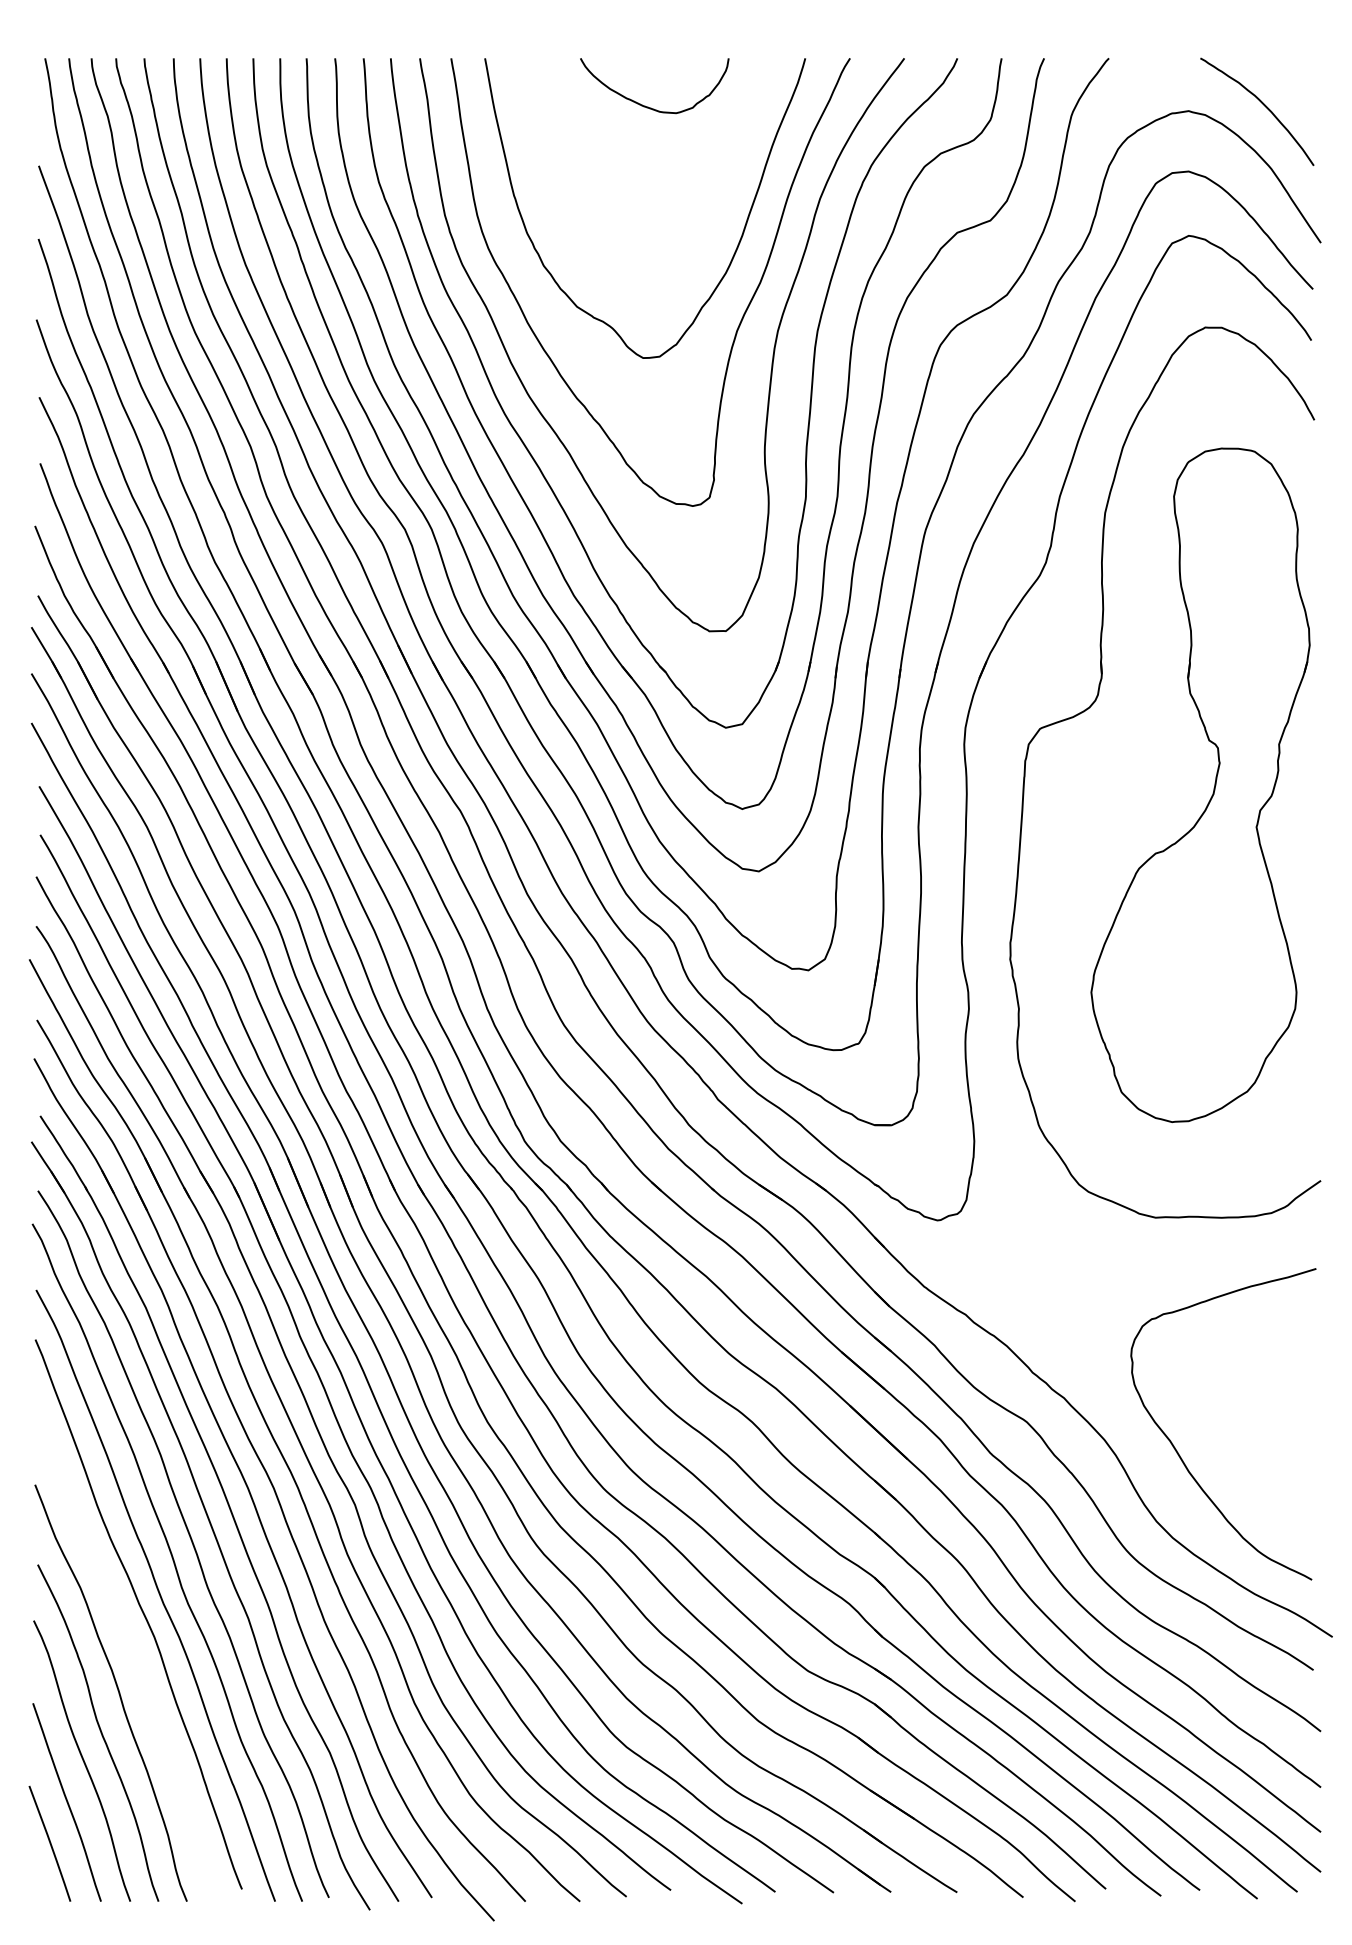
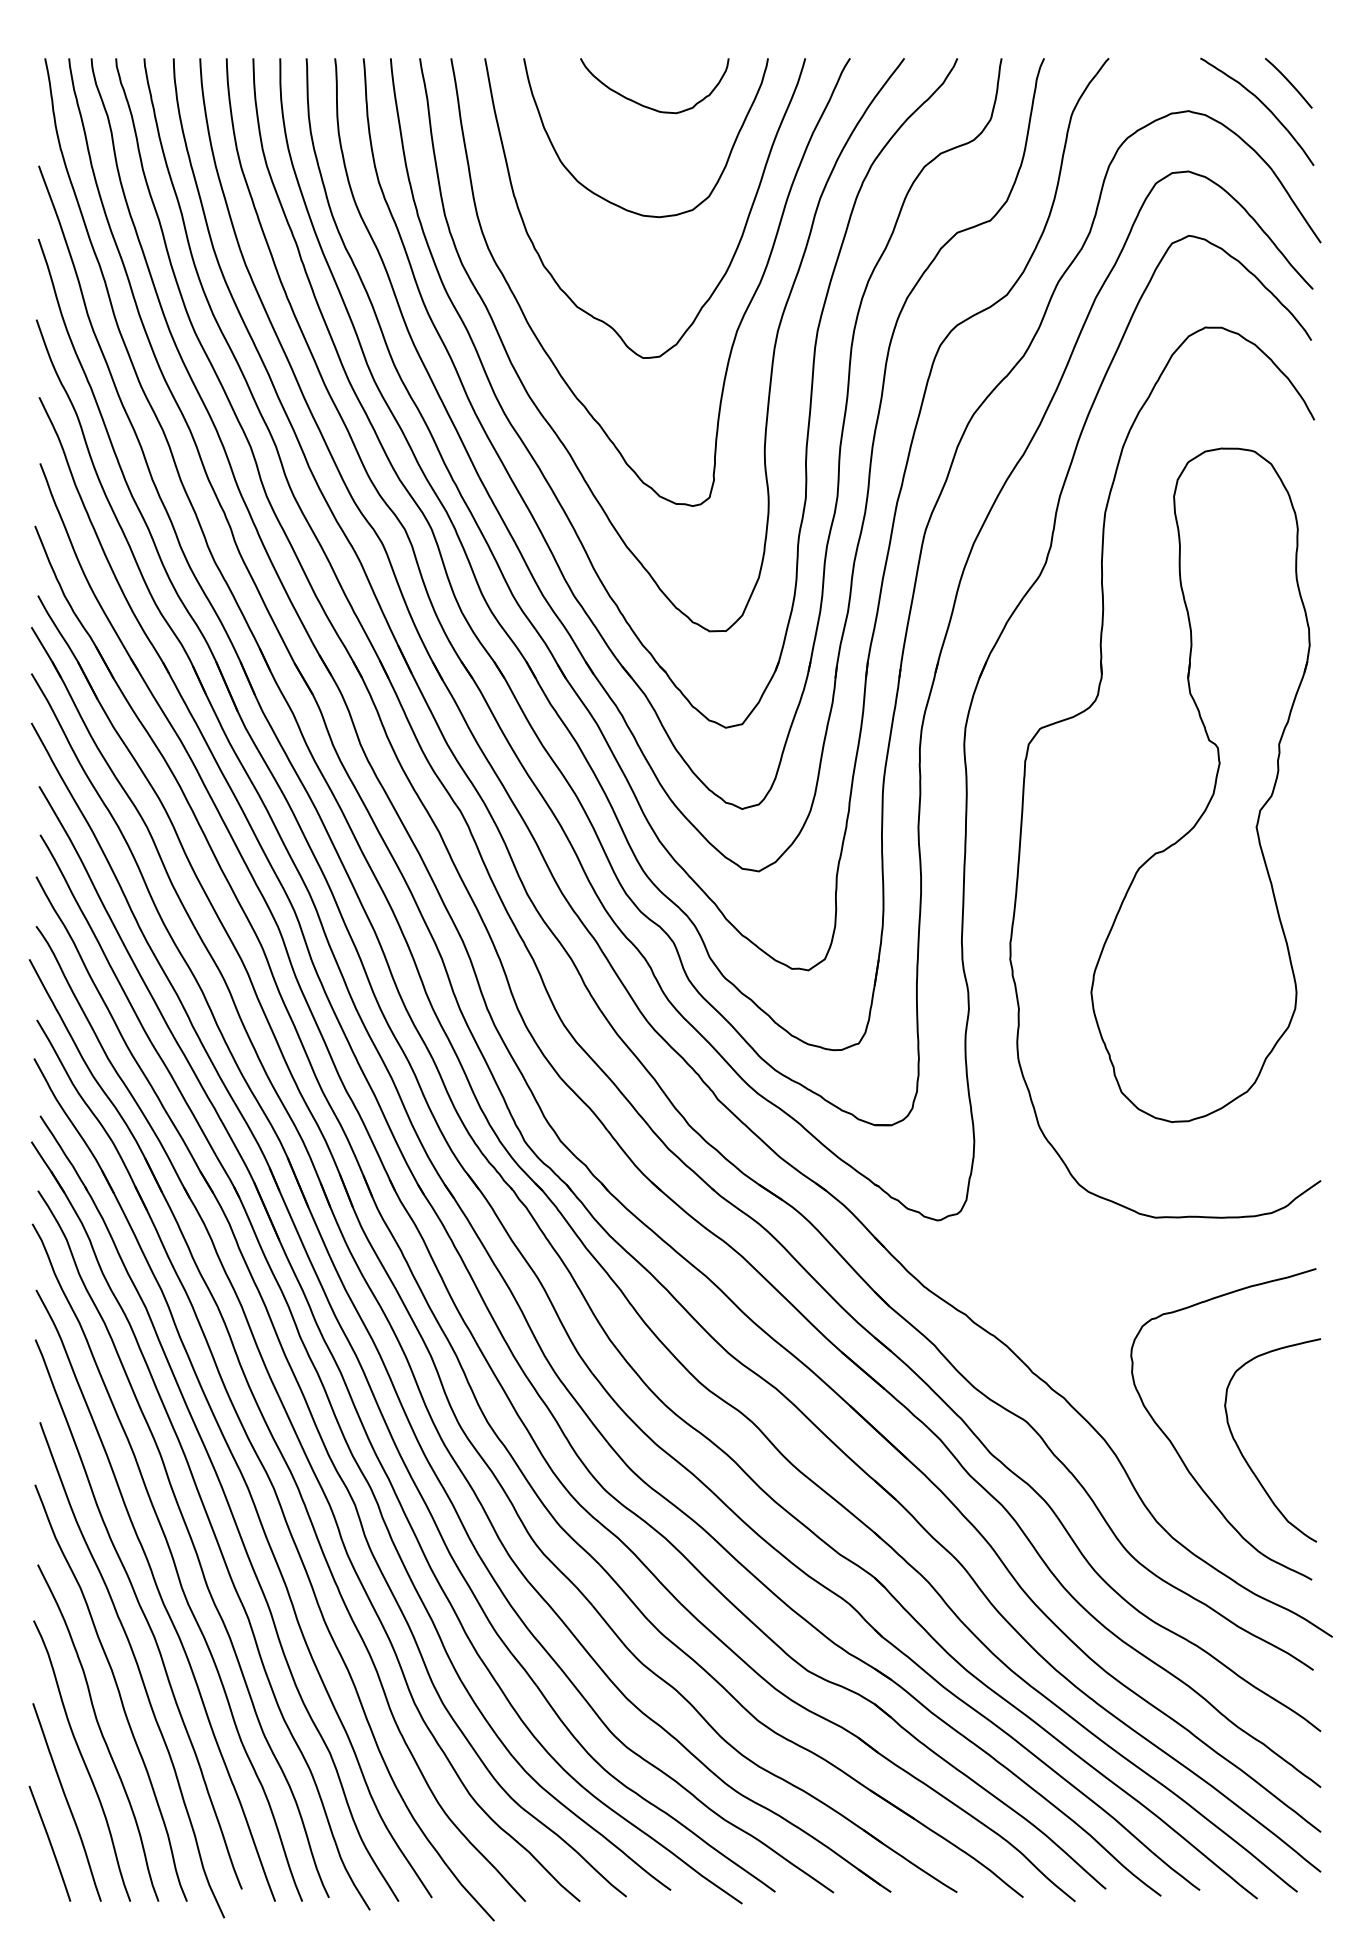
curve: none -> present (1288, 82)
curve: none -> present (613, 202)
curve: none -> present (1244, 1456)
curve: none -> present (137, 1668)
